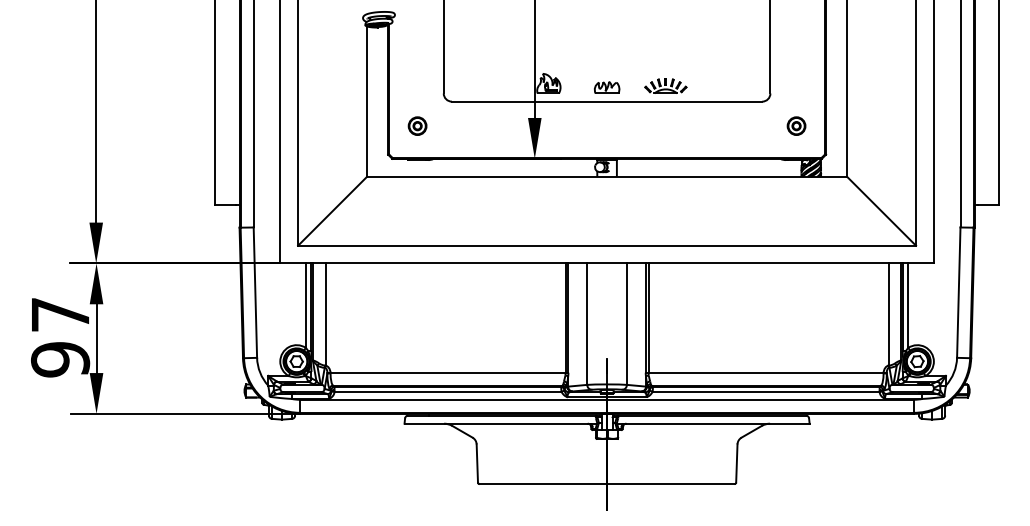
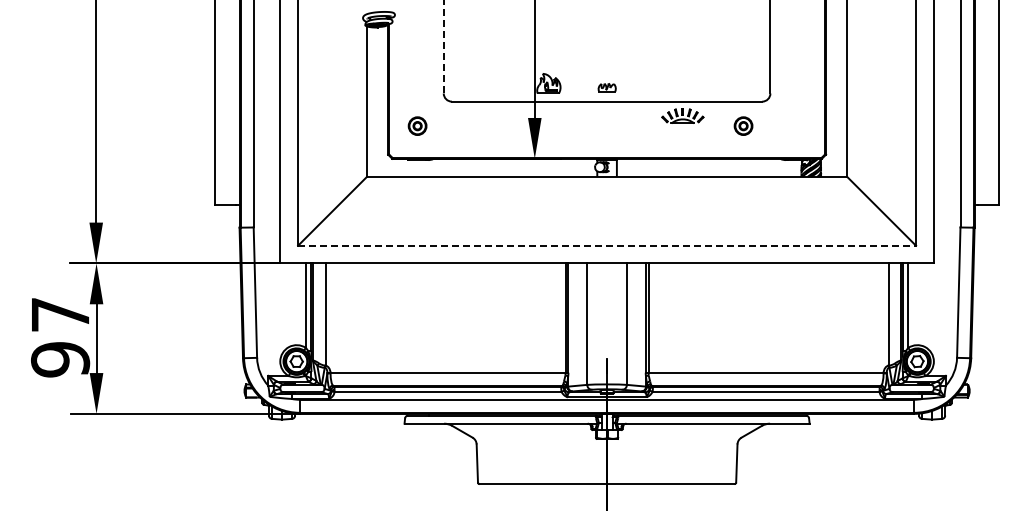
line: solid -> dashed (443, 46)
part position: (665, 85) -> (682, 115) (682, 115)
part size: 27x13 px -> 20x10 px (606, 87)
part position: (796, 125) -> (743, 125) (743, 125)
line: solid -> dashed (607, 245)
